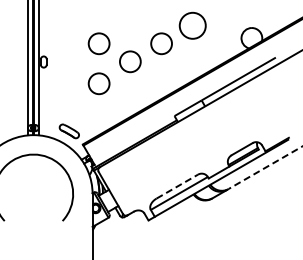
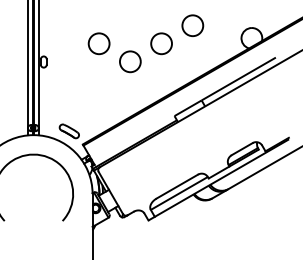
circle size: 29x29 px -> 24x23 px (192, 25)
circle: present -> none (98, 83)
line: dashed -> solid (265, 168)
line: dashed -> solid (177, 186)
